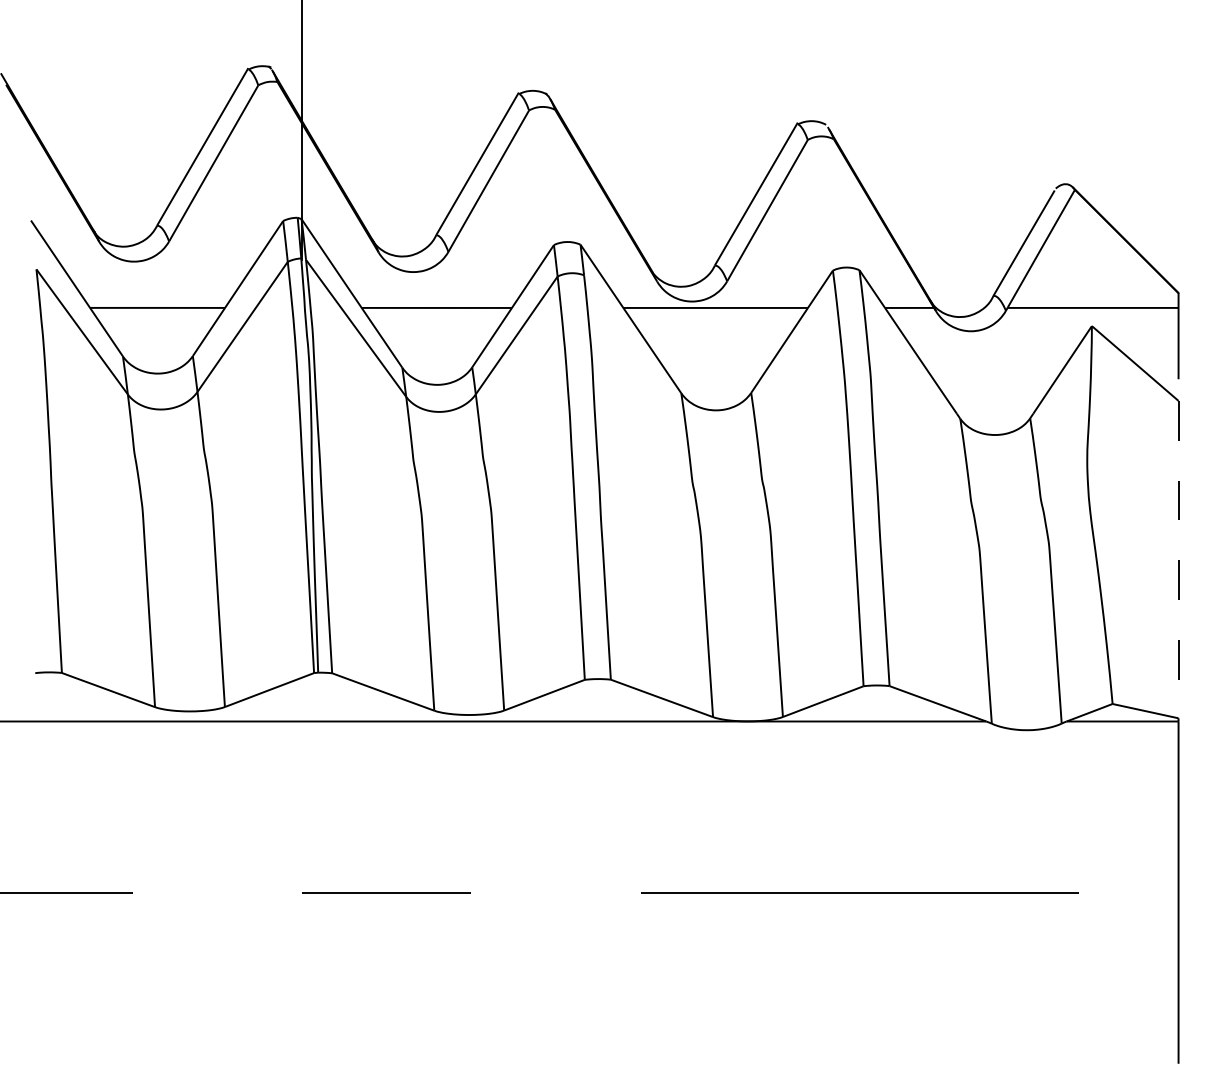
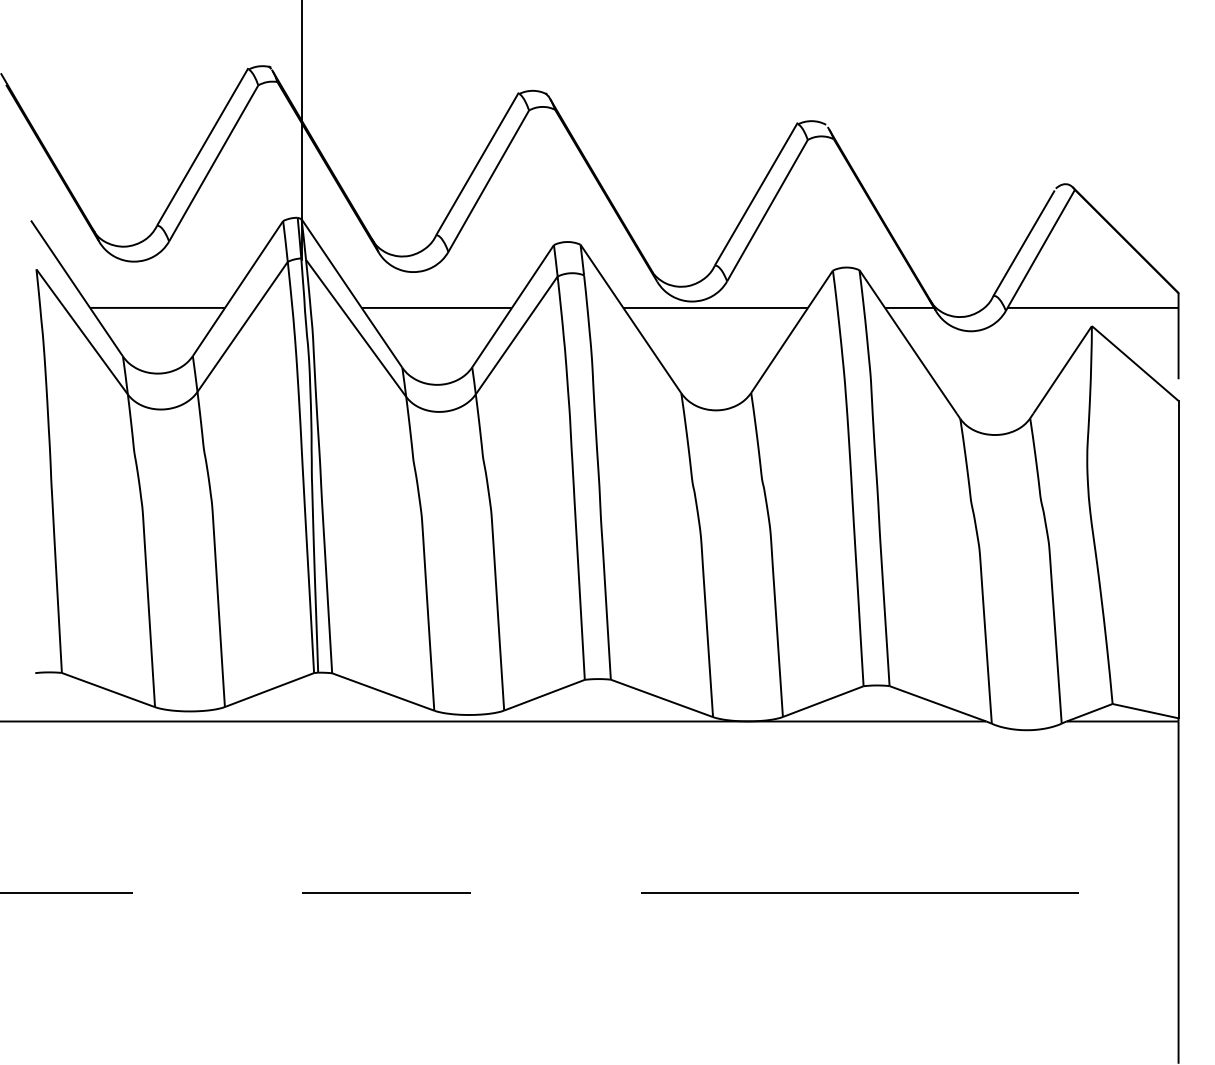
line: dashed -> solid (1178, 559)
